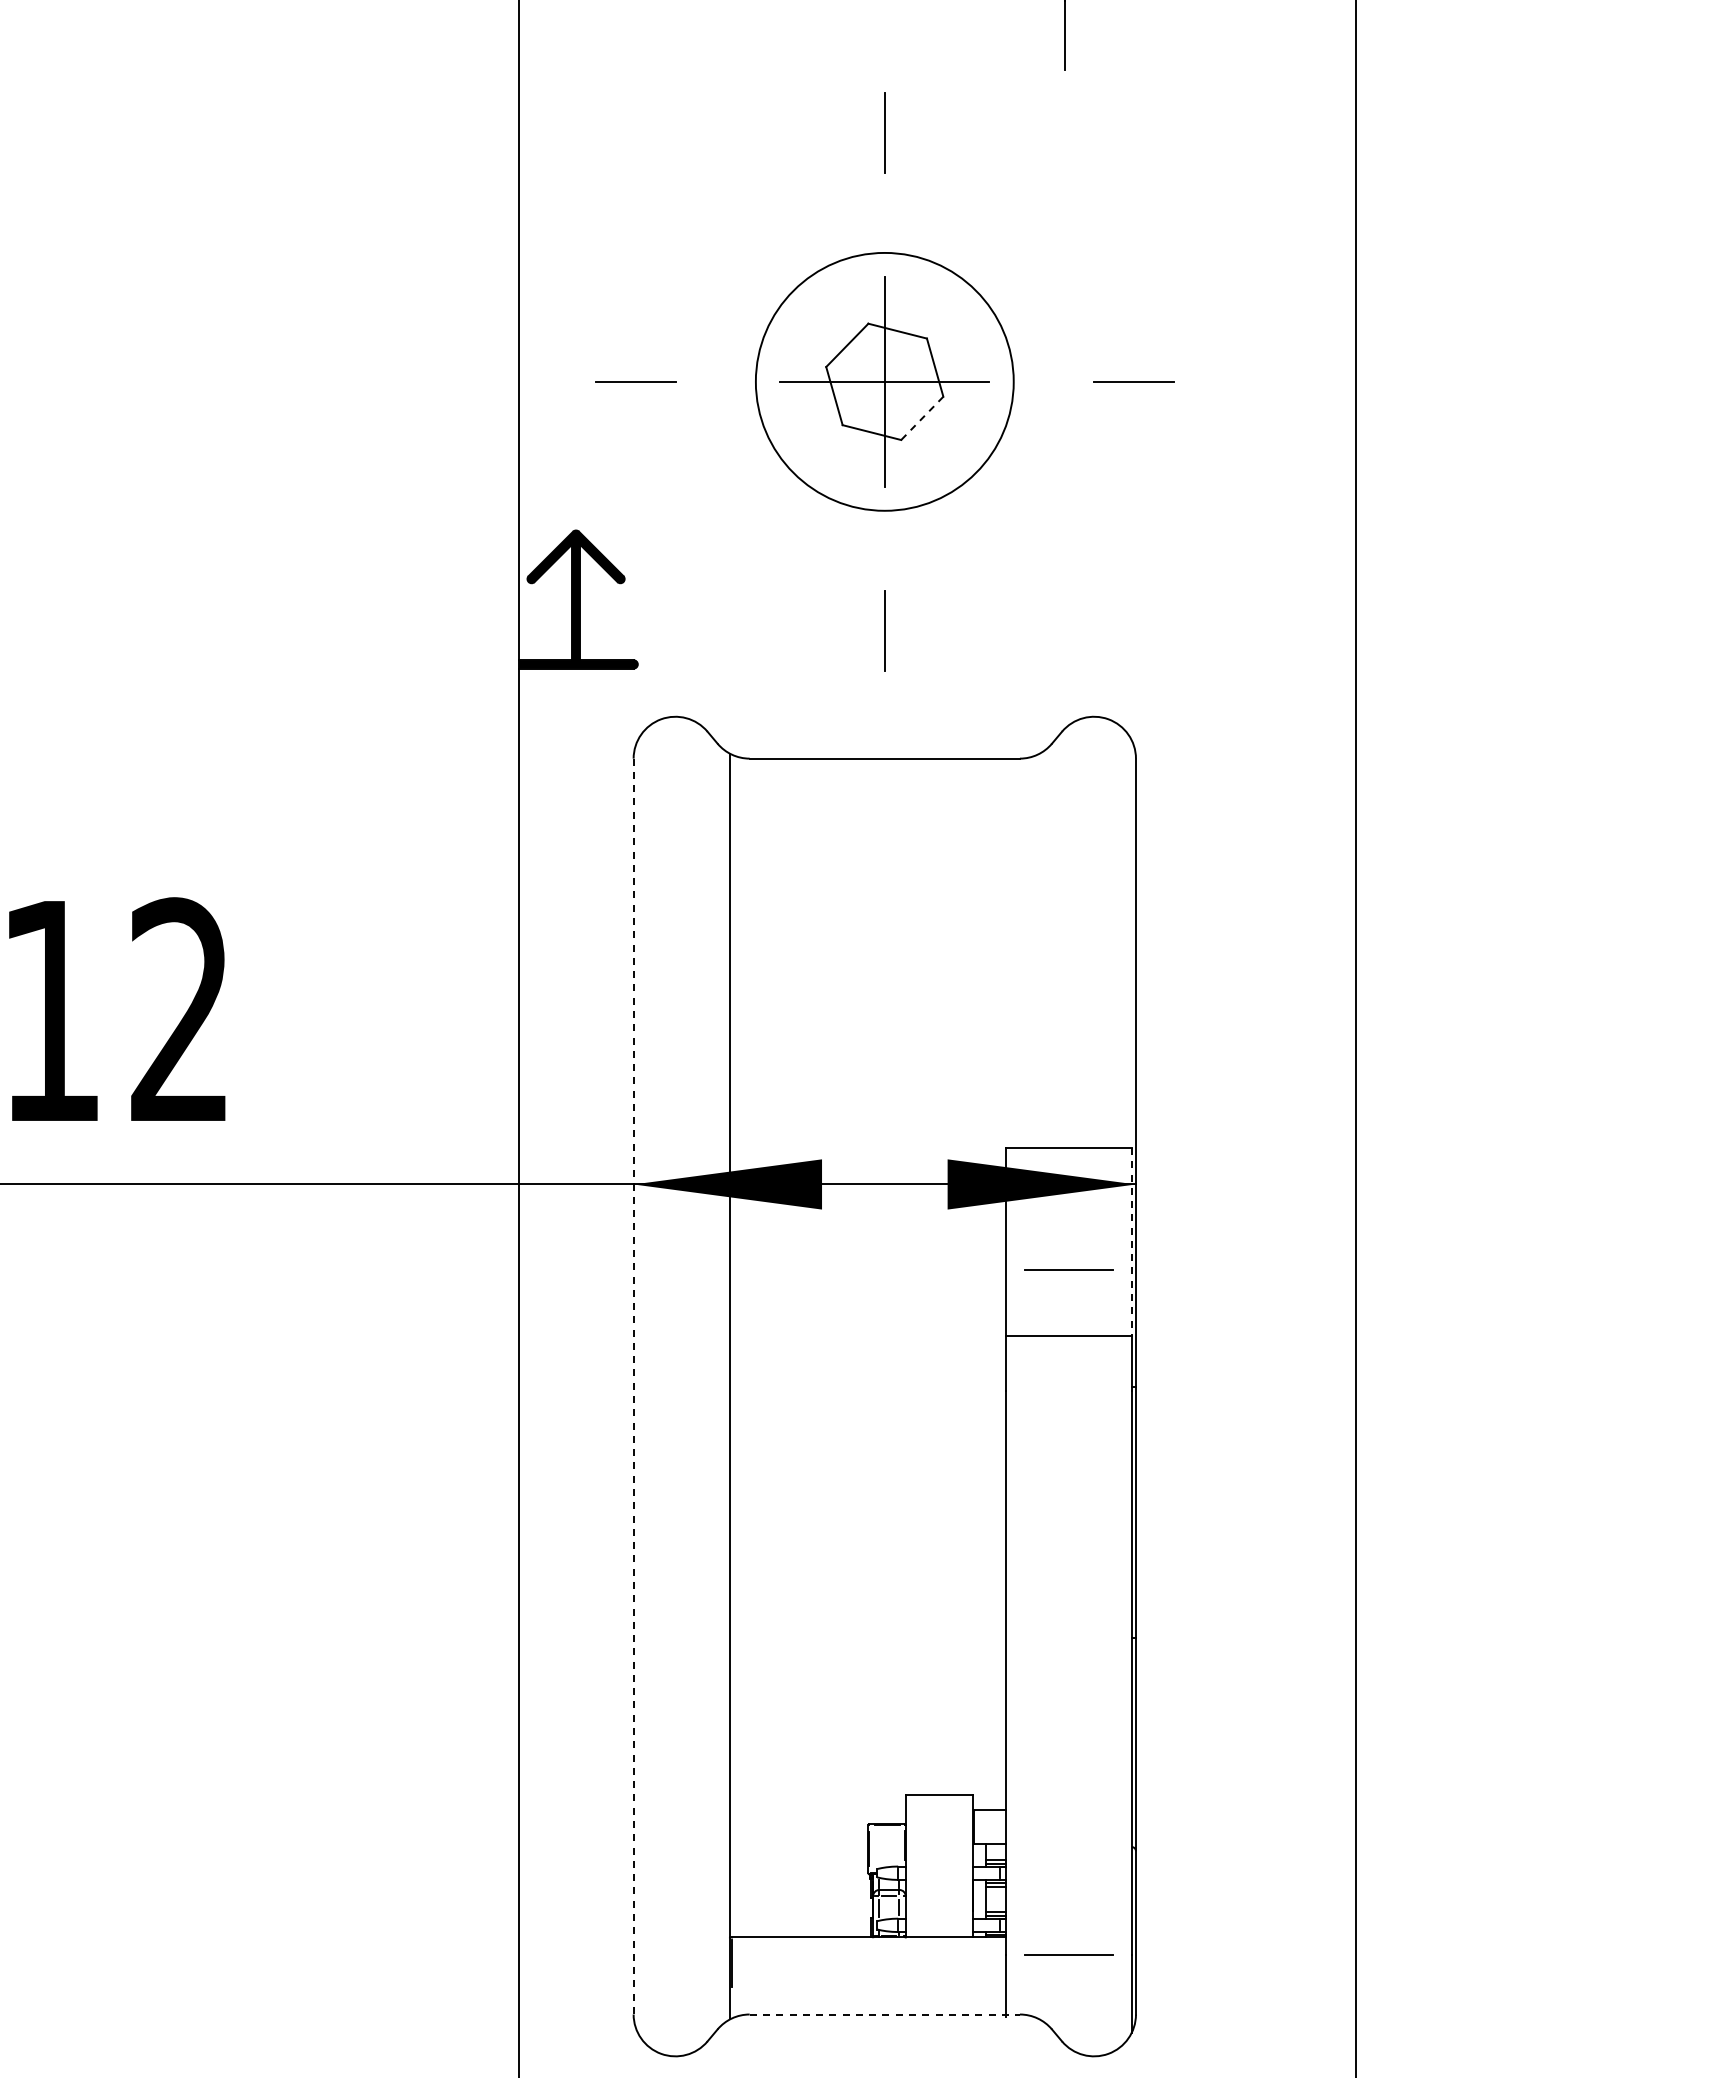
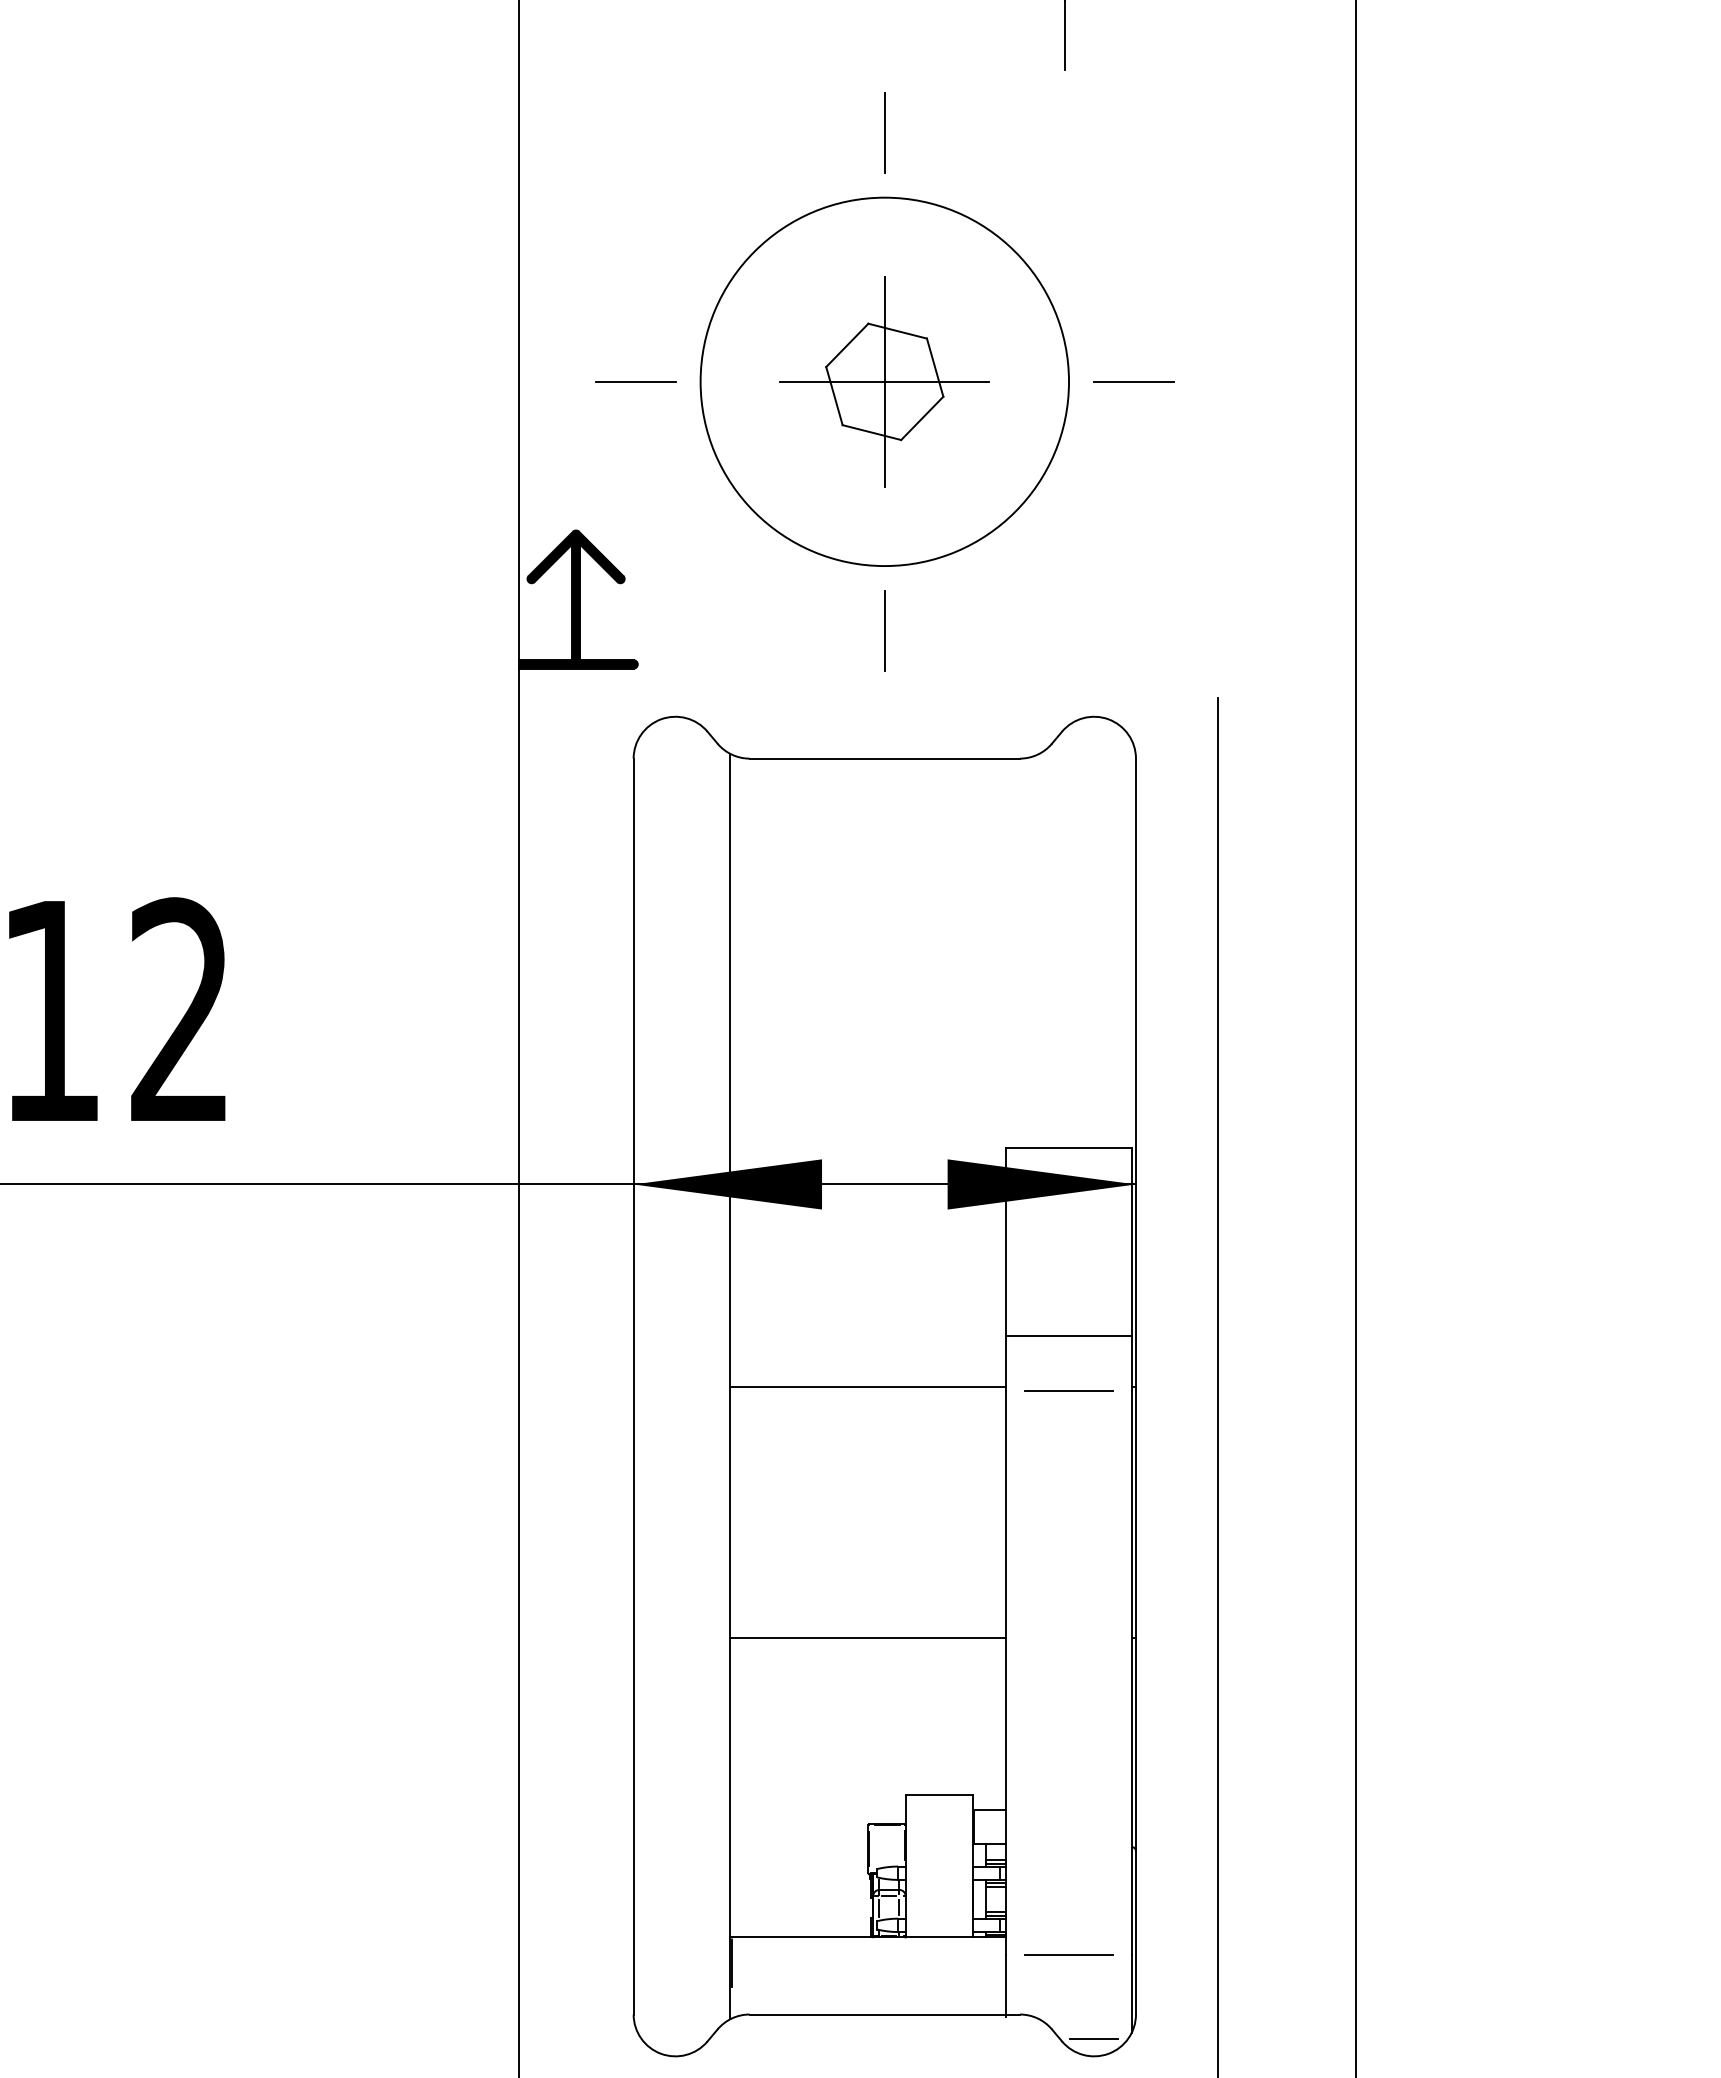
circle diameter: 258 px -> 368 px (884, 381)
line: dashed -> solid (921, 418)
line: dashed -> solid (1131, 1242)
line position: (1068, 1269) -> (1068, 1390) (1068, 1390)
line: dashed -> solid (633, 1386)
line: none -> present (867, 1386)
line: none -> present (1217, 1386)
line: none -> present (867, 1637)
line: dashed -> solid (885, 2014)
line: none -> present (1093, 2038)
